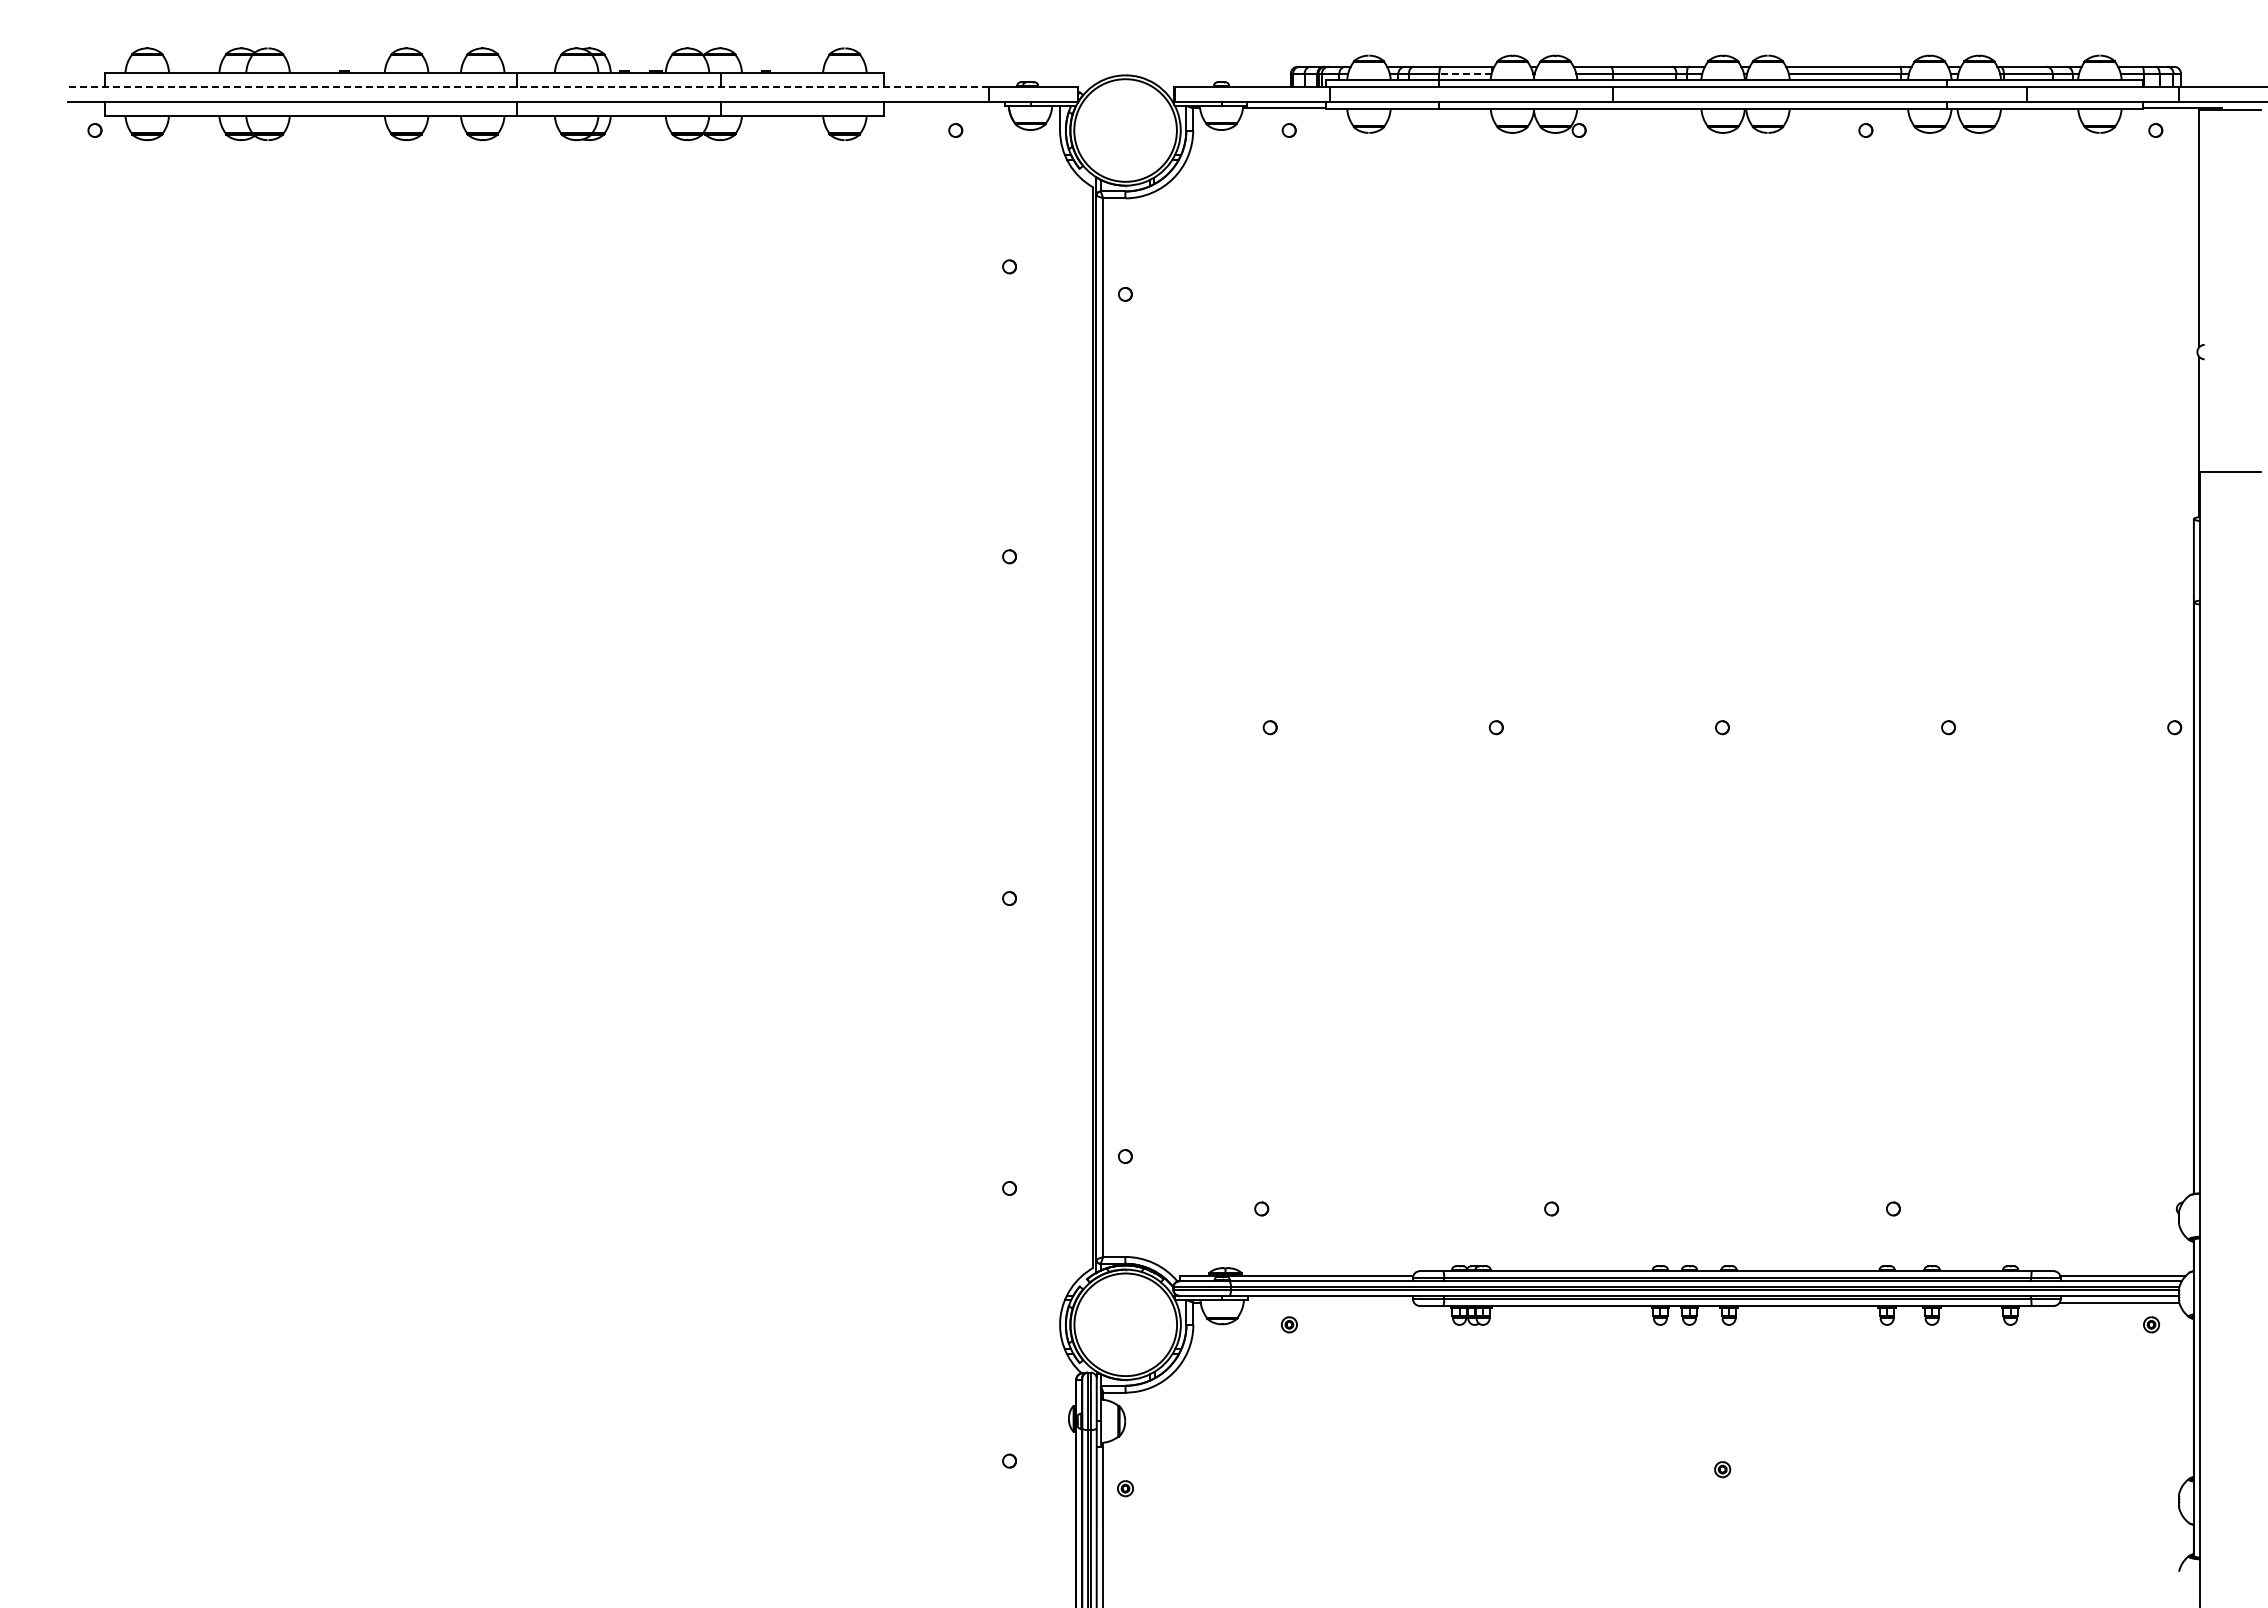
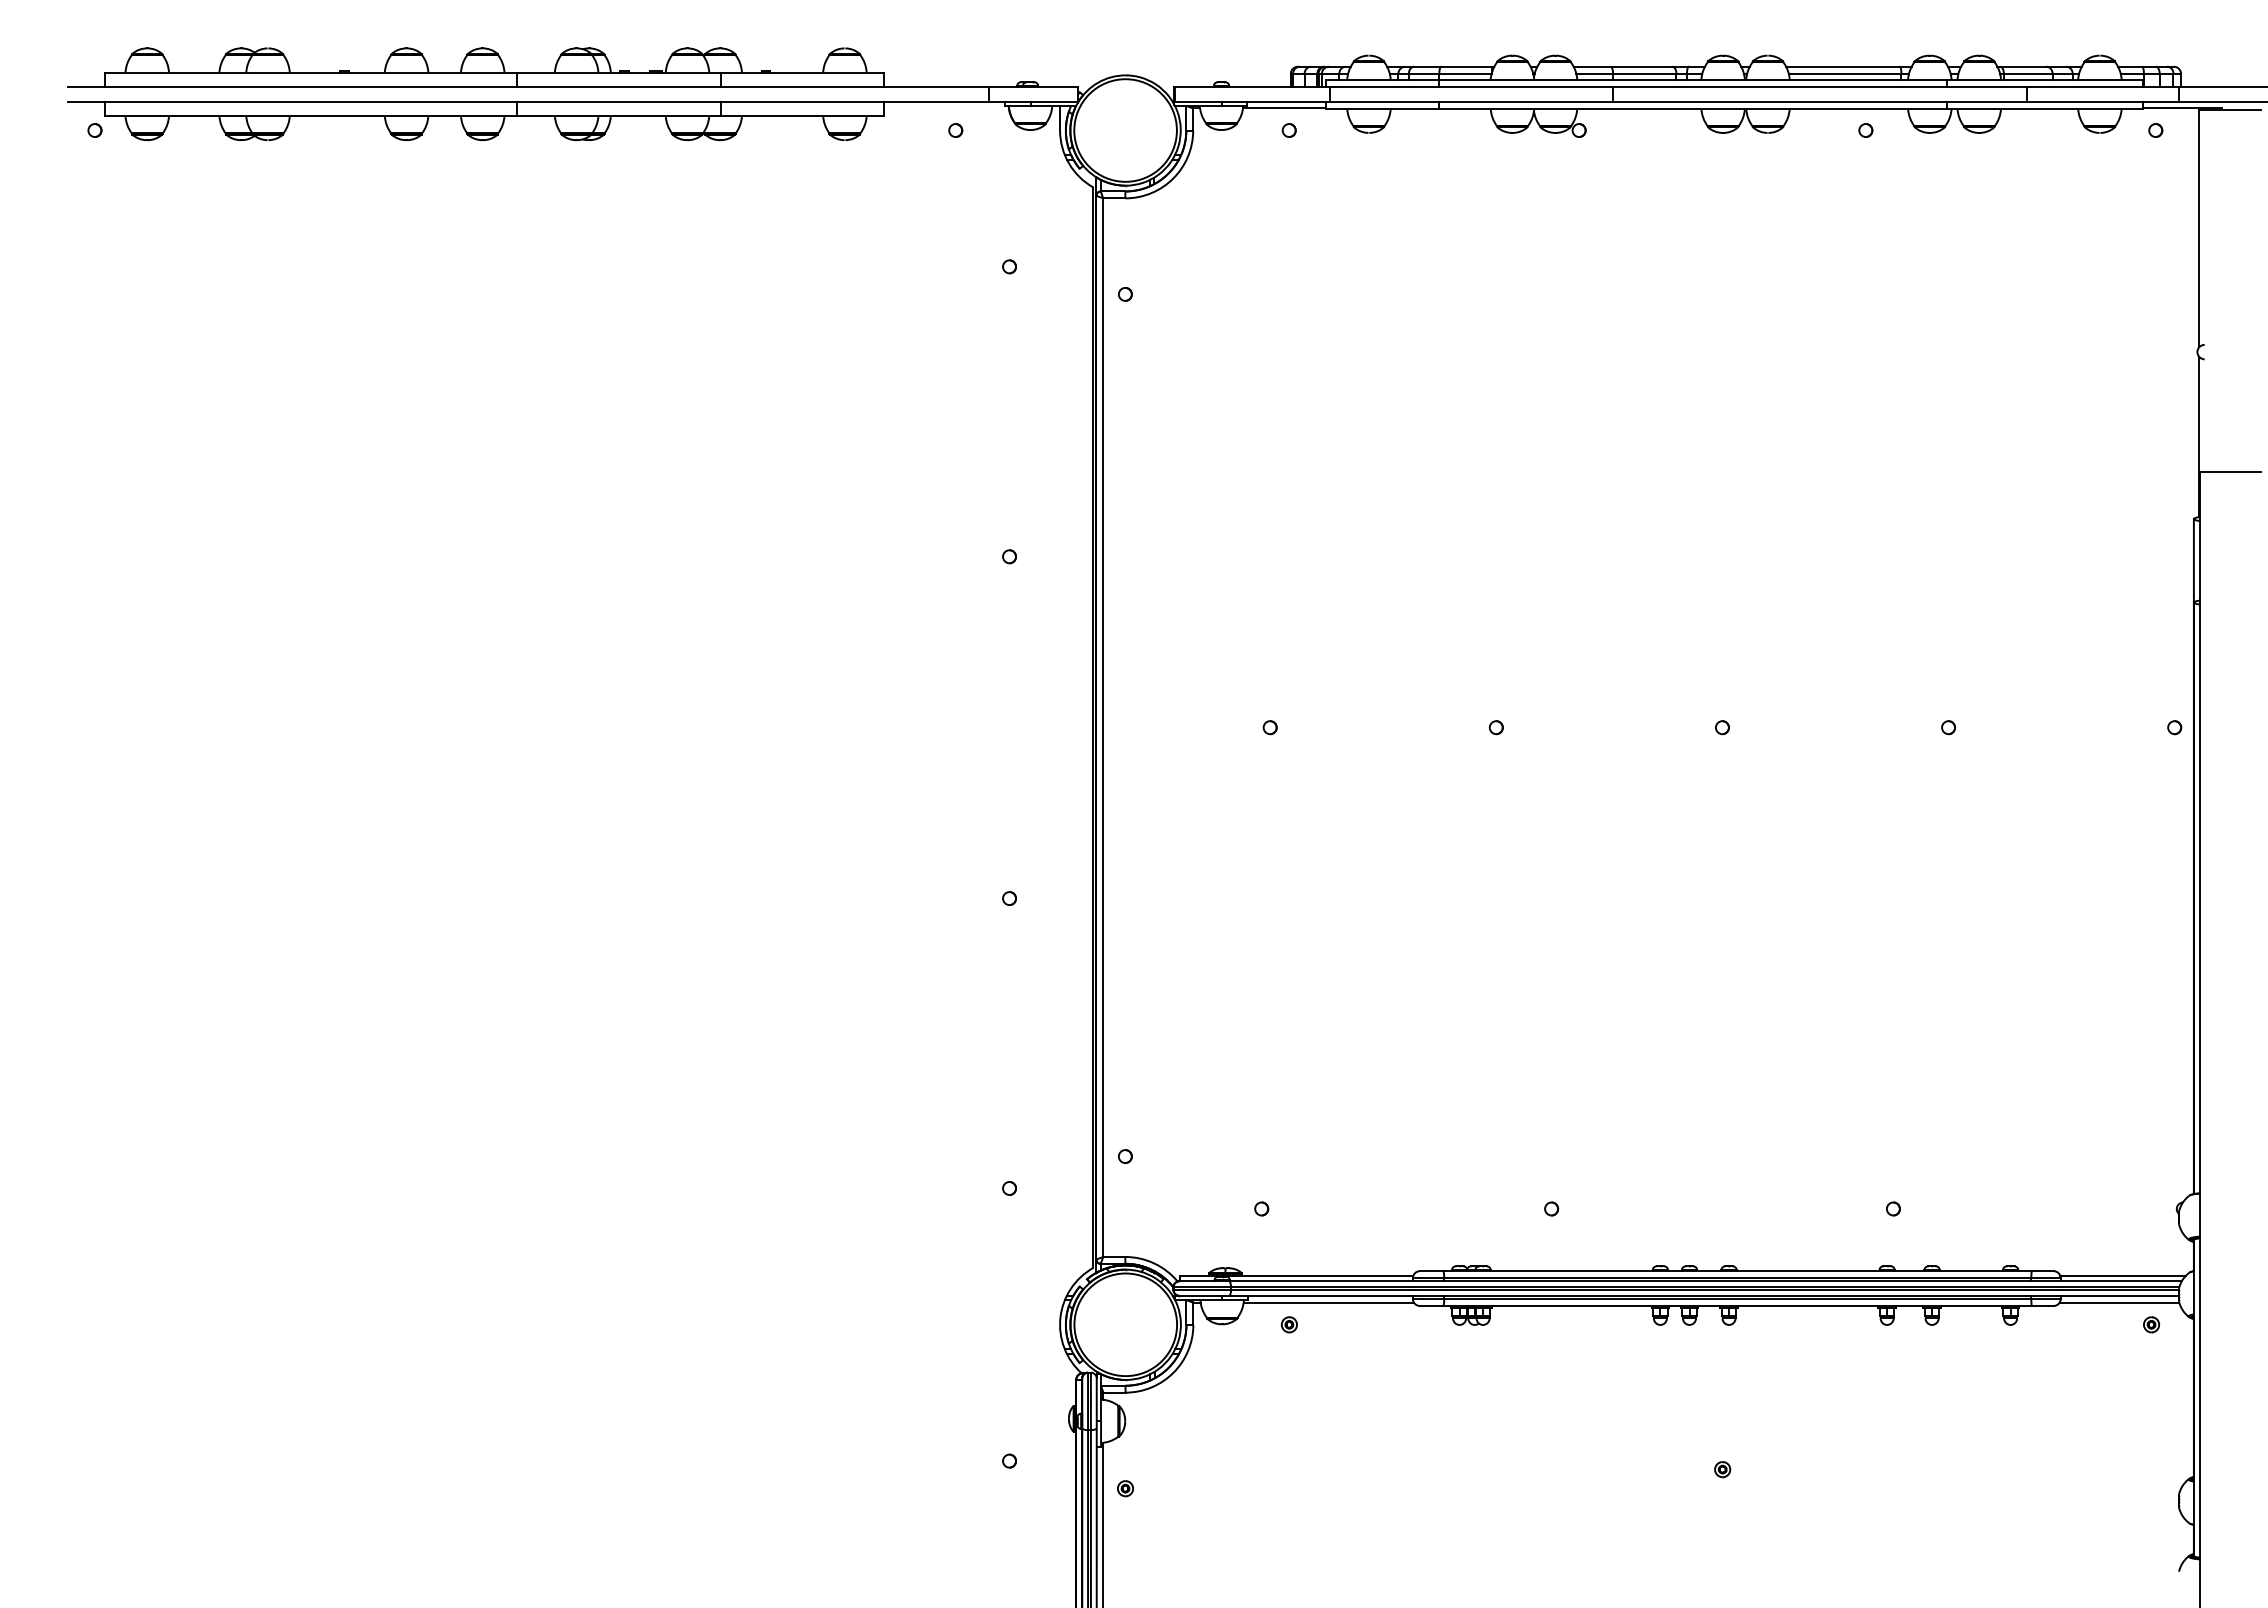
line: dashed -> solid (1465, 73)
line: dashed -> solid (527, 87)
line: none -> present (1328, 1302)
